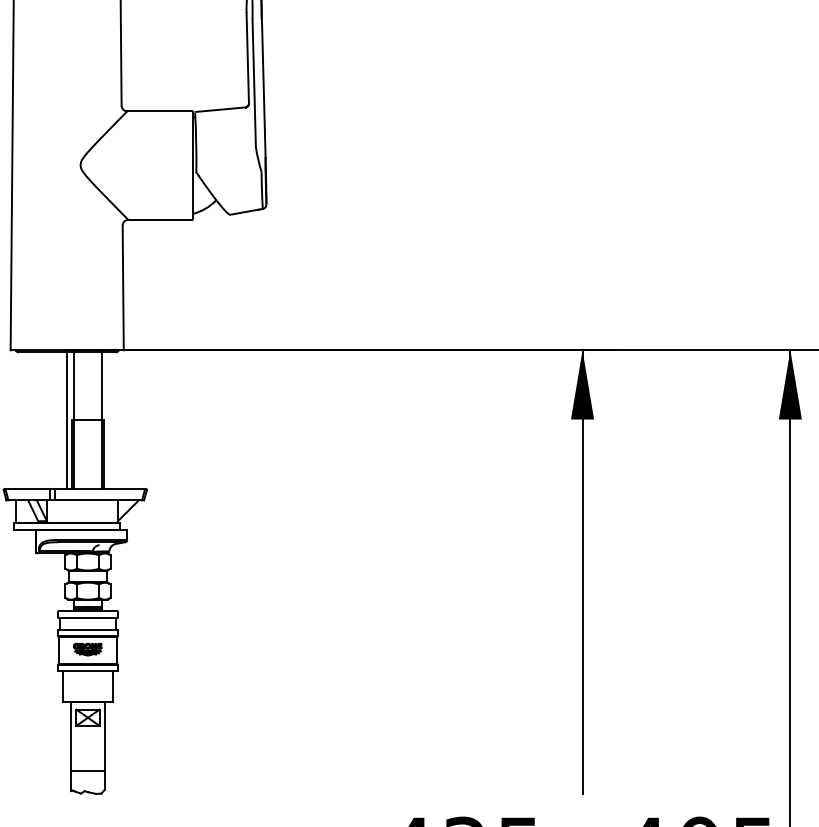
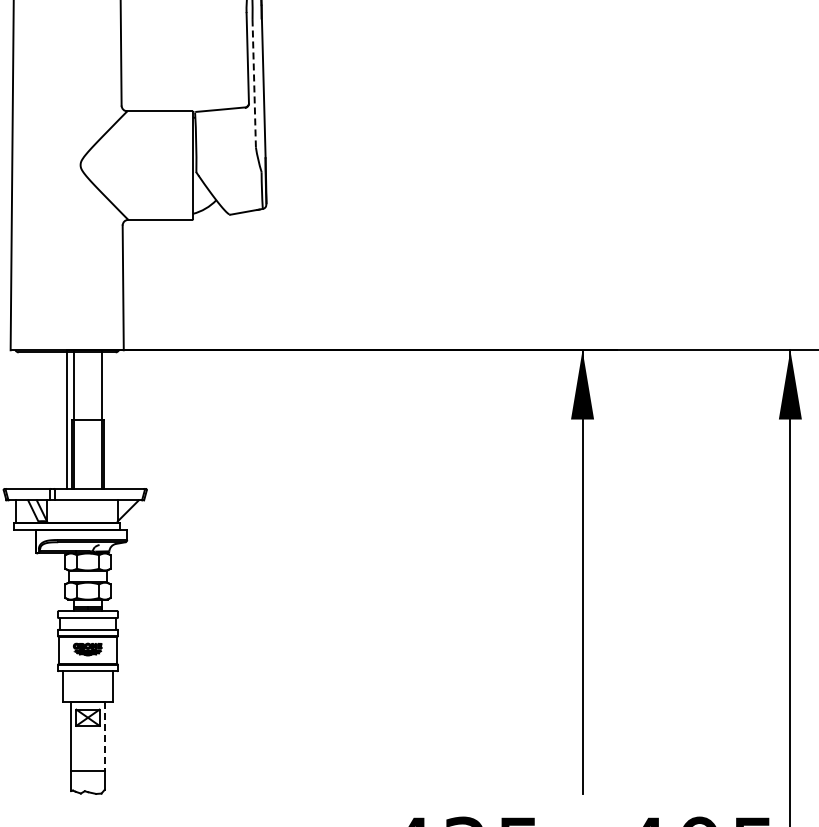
line: solid -> dashed (254, 83)
line: solid -> dashed (105, 736)
